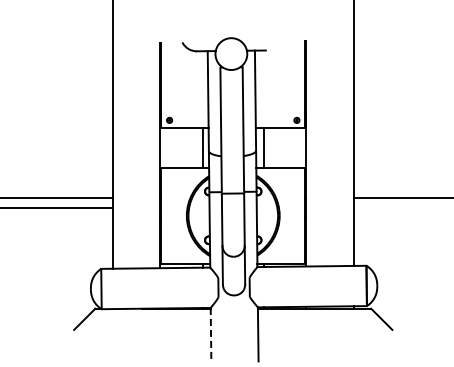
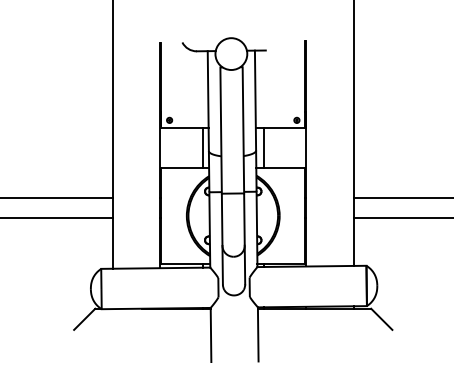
line position: (57, 208) -> (57, 218) (57, 218)
line: none -> present (401, 218)
line: dashed -> solid (211, 335)
